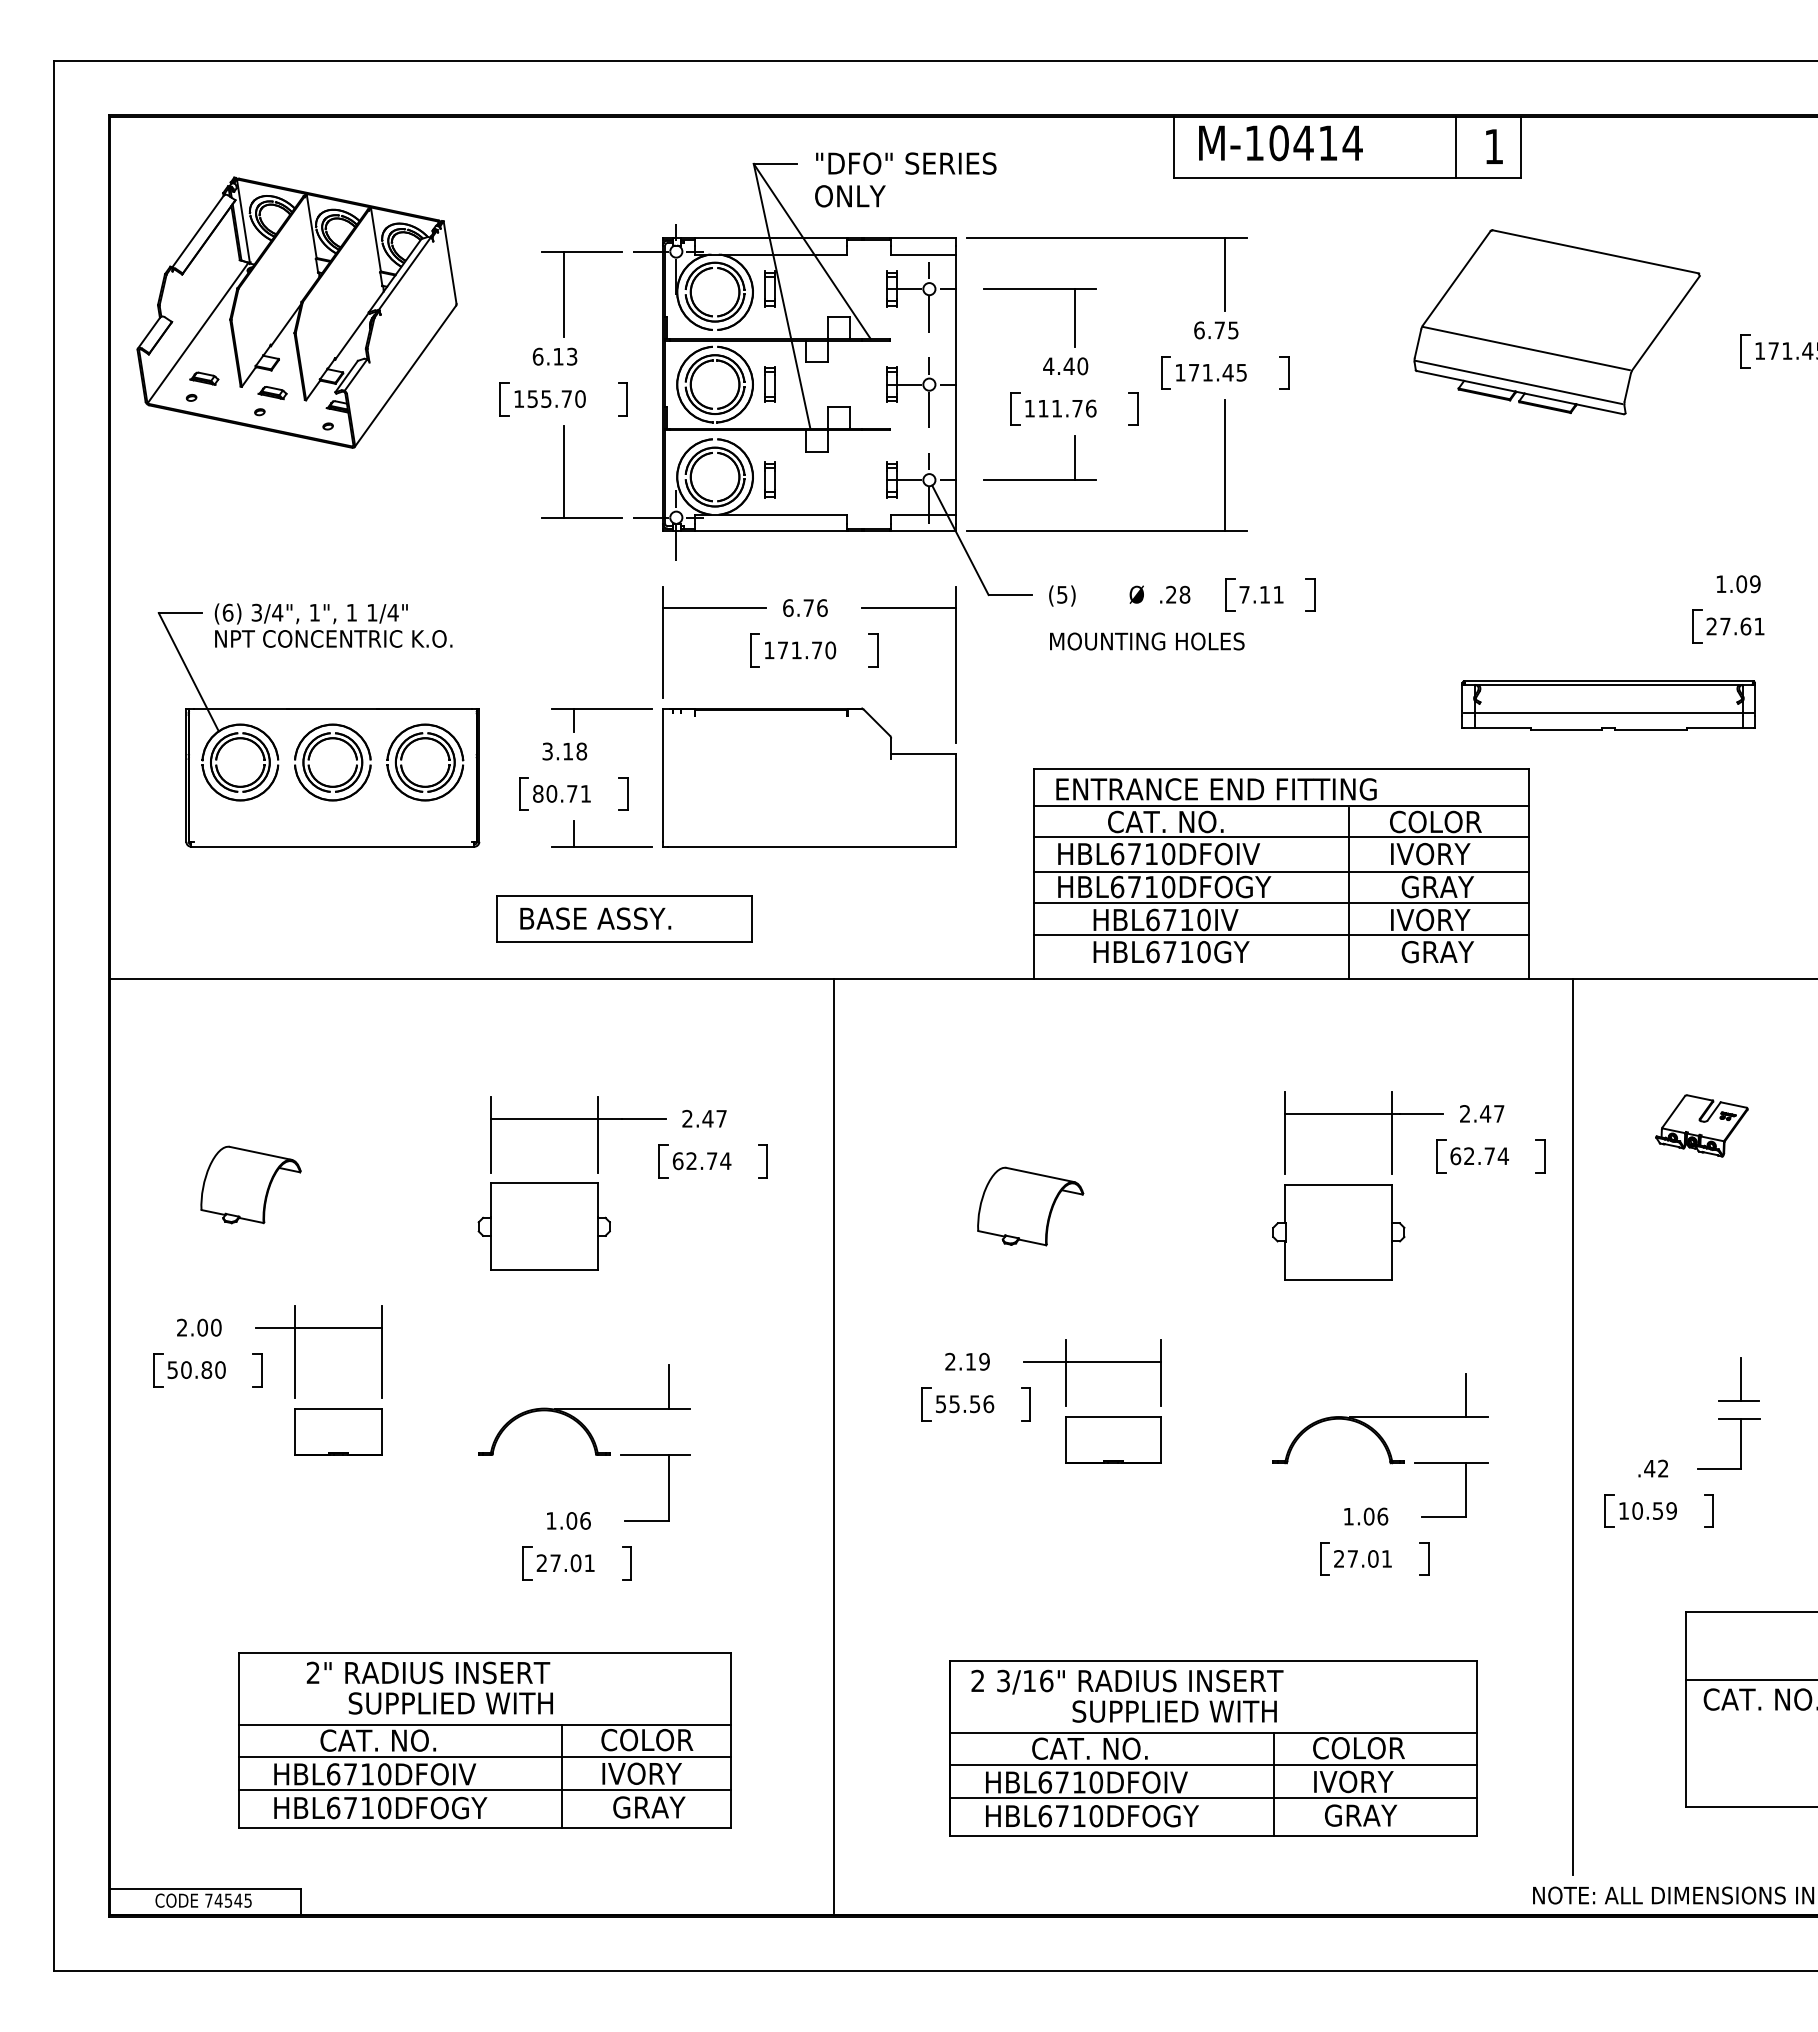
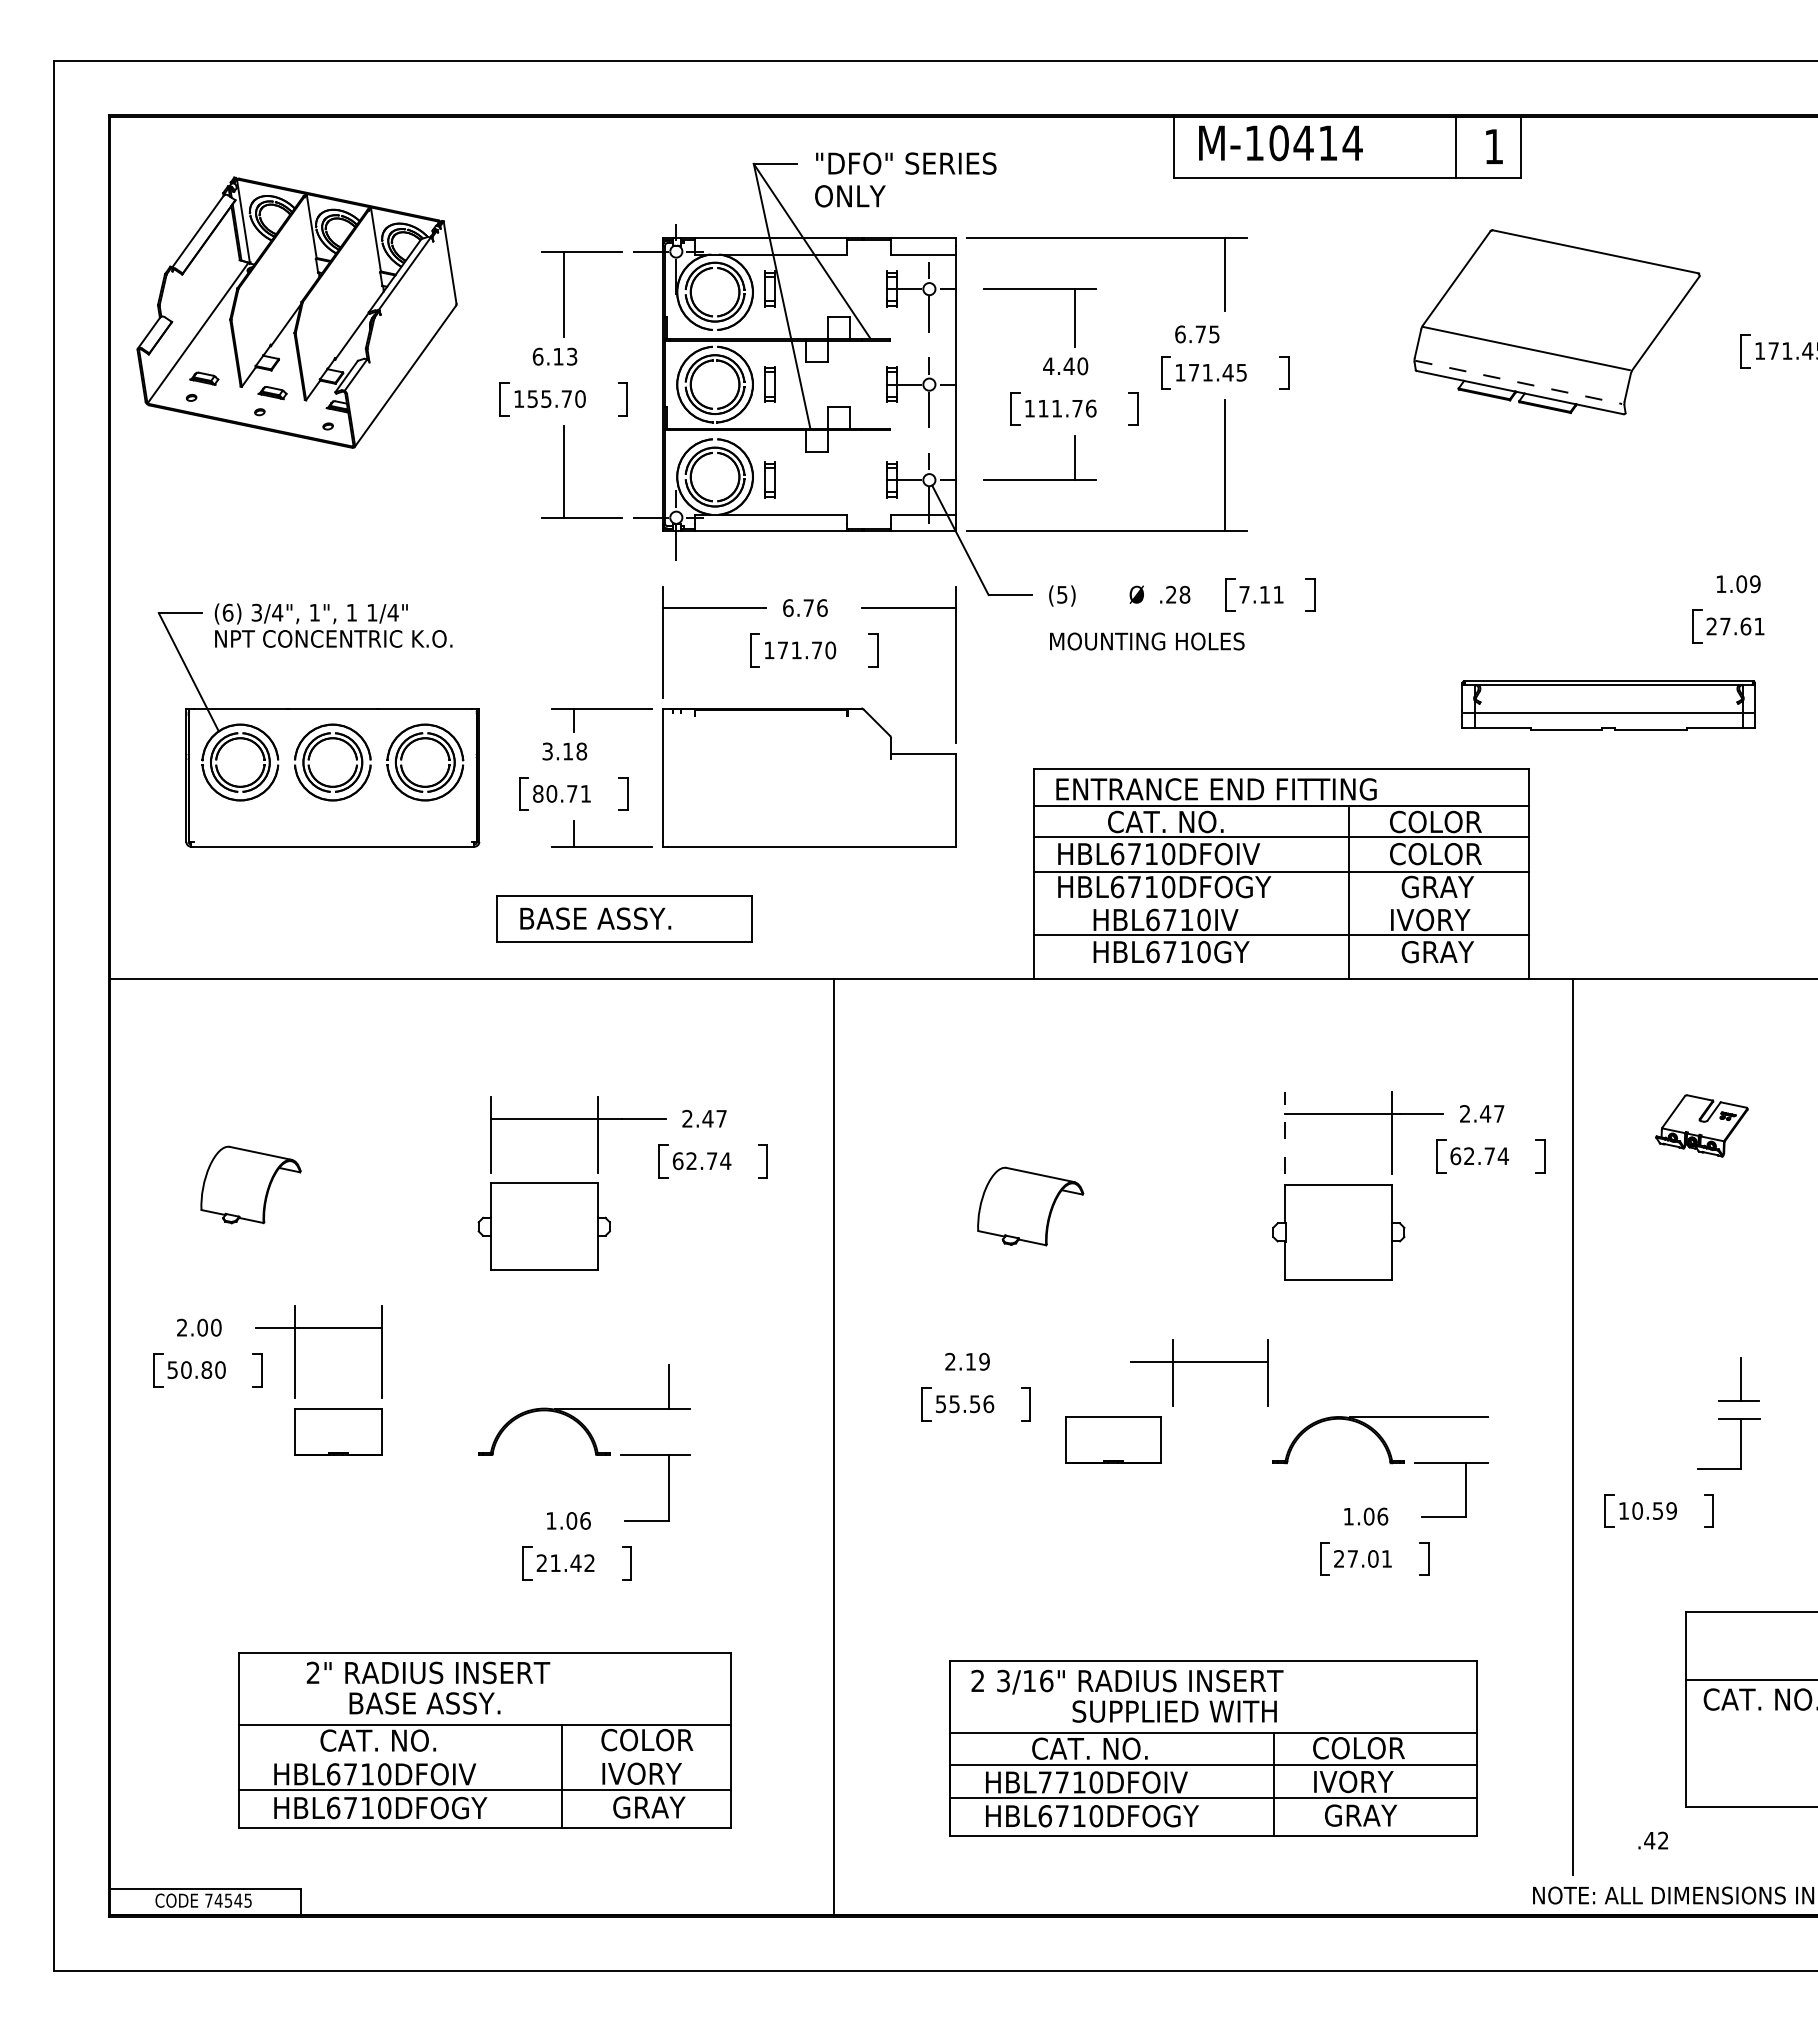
text position: (1216, 330) -> (1197, 334) (1197, 334)
line: solid -> dashed (1518, 382)
text: IVORY -> COLOR (1435, 853)
line: present -> none (1281, 903)
line: solid -> dashed (1285, 1133)
part position: (1092, 1362) -> (1199, 1362) (1199, 1362)
line: present -> none (1465, 1395)
text position: (1652, 1468) -> (1652, 1840) (1652, 1840)
text: 27.01 -> 21.42 (572, 1563)
text: SUPPLIED WITH -> BASE ASSY. (450, 1703)
line: present -> none (484, 1756)
text: HBL6710DFOIV -> HBL7710DFOIV (1045, 1782)
